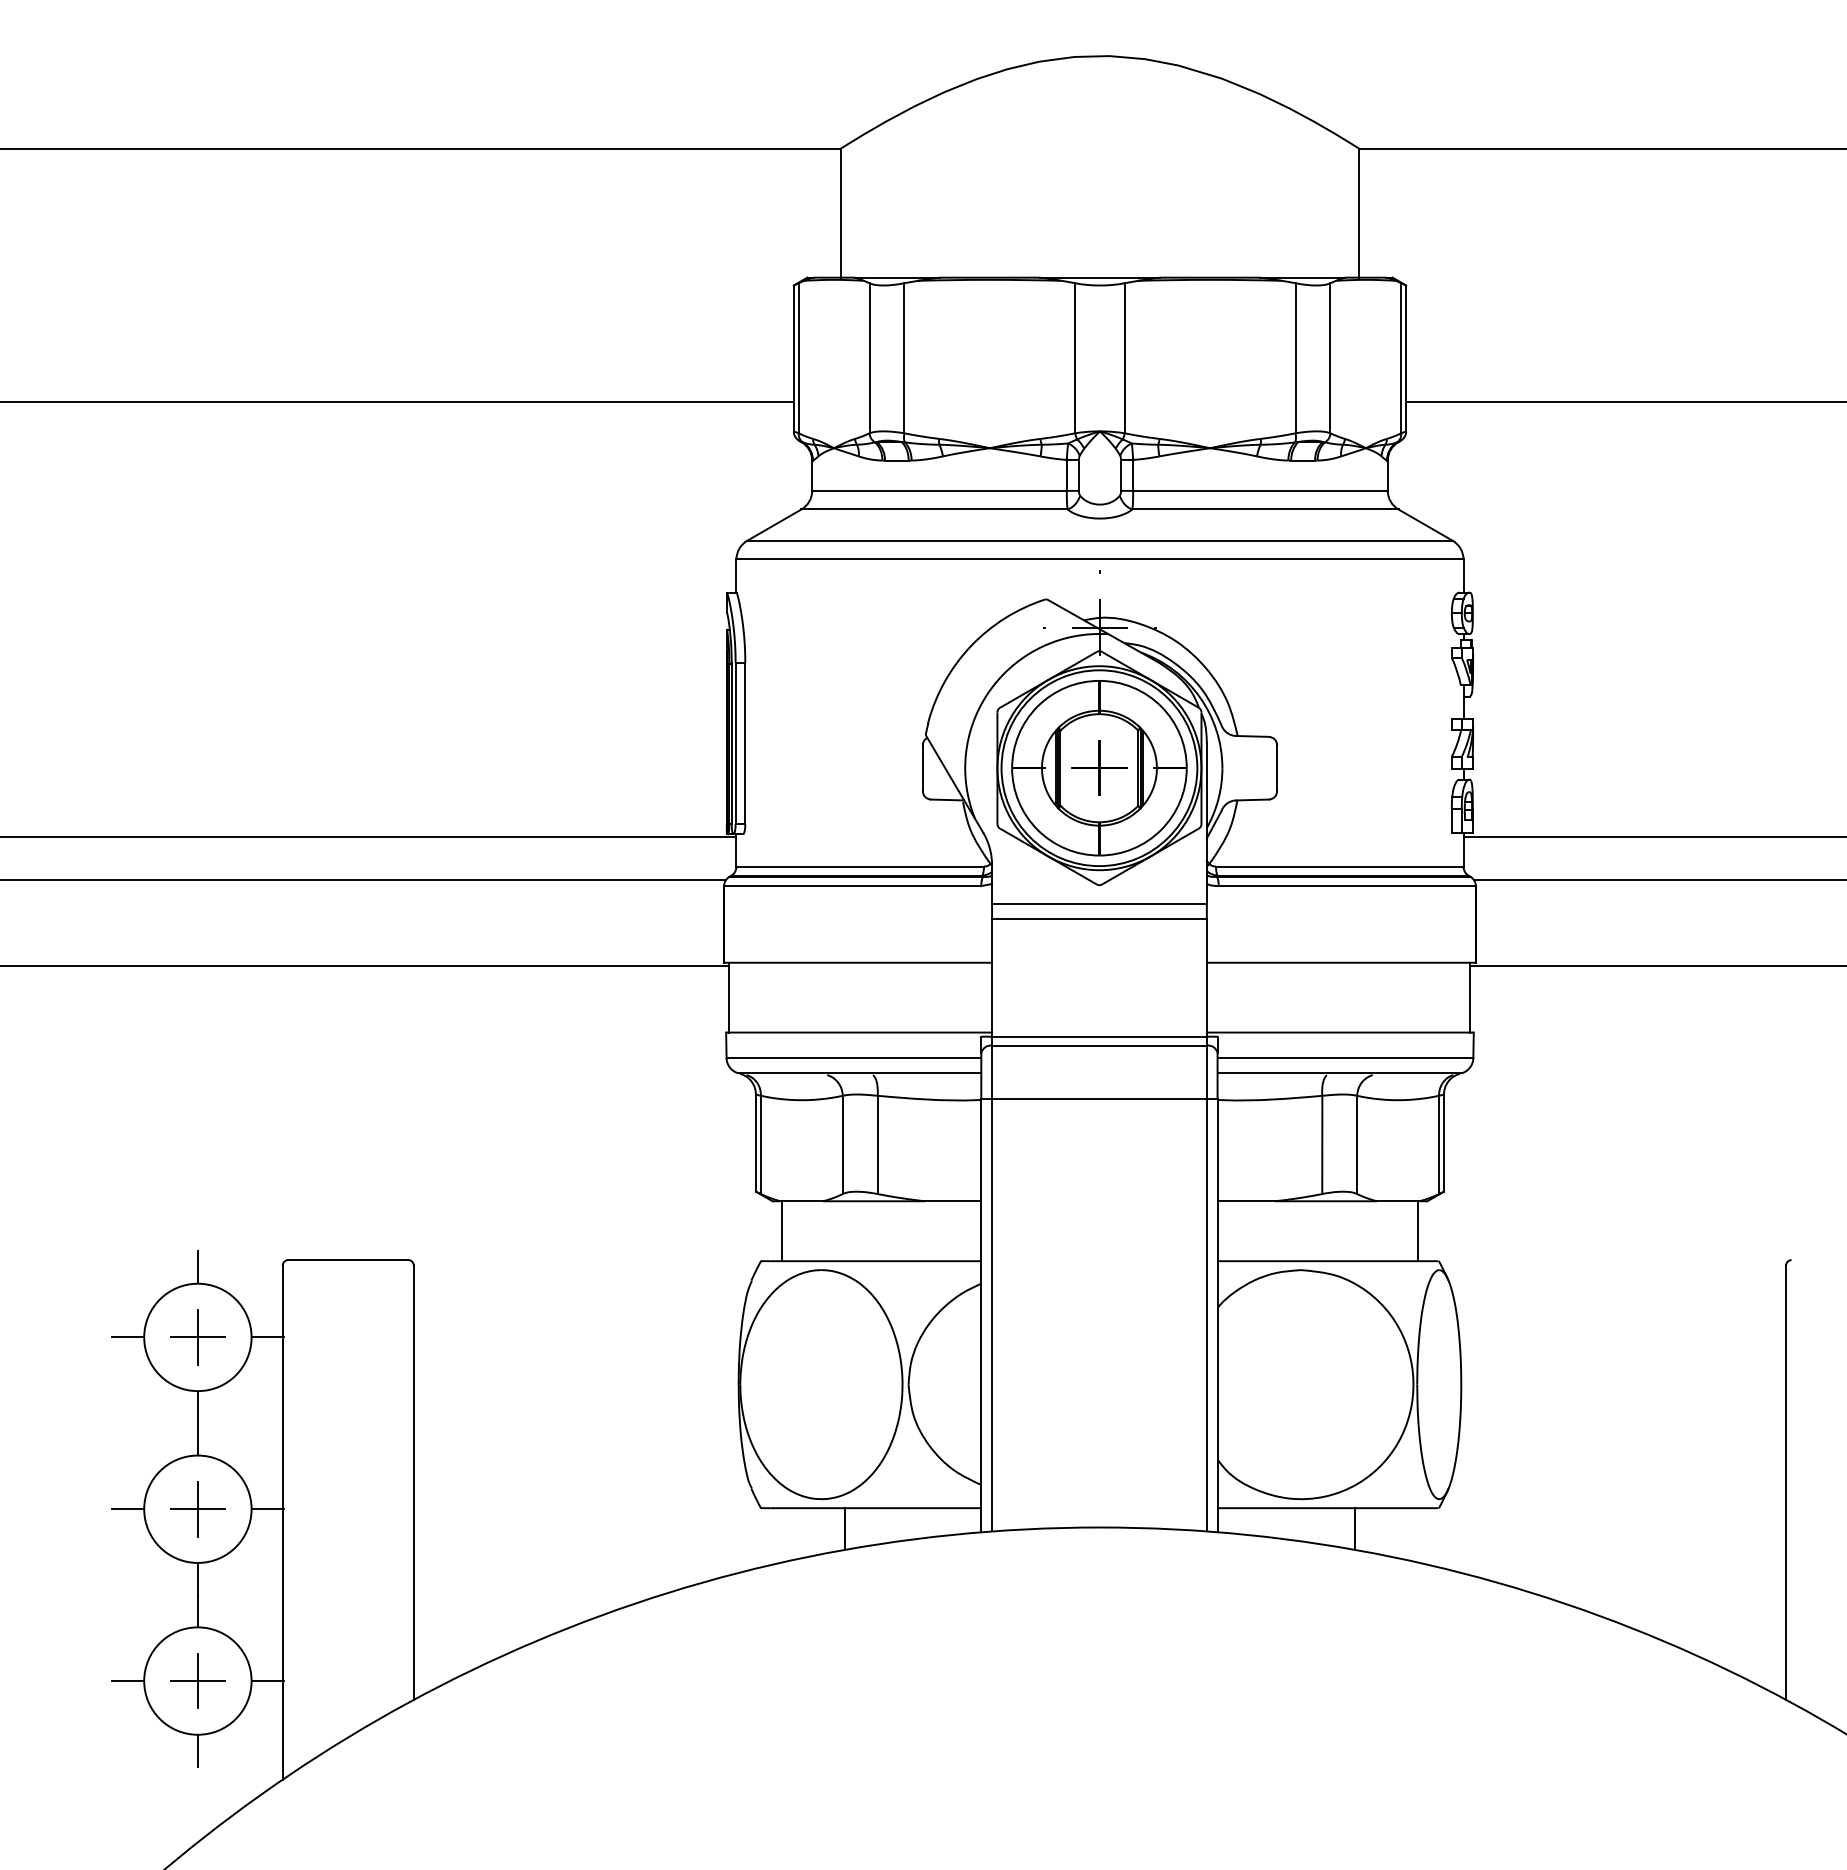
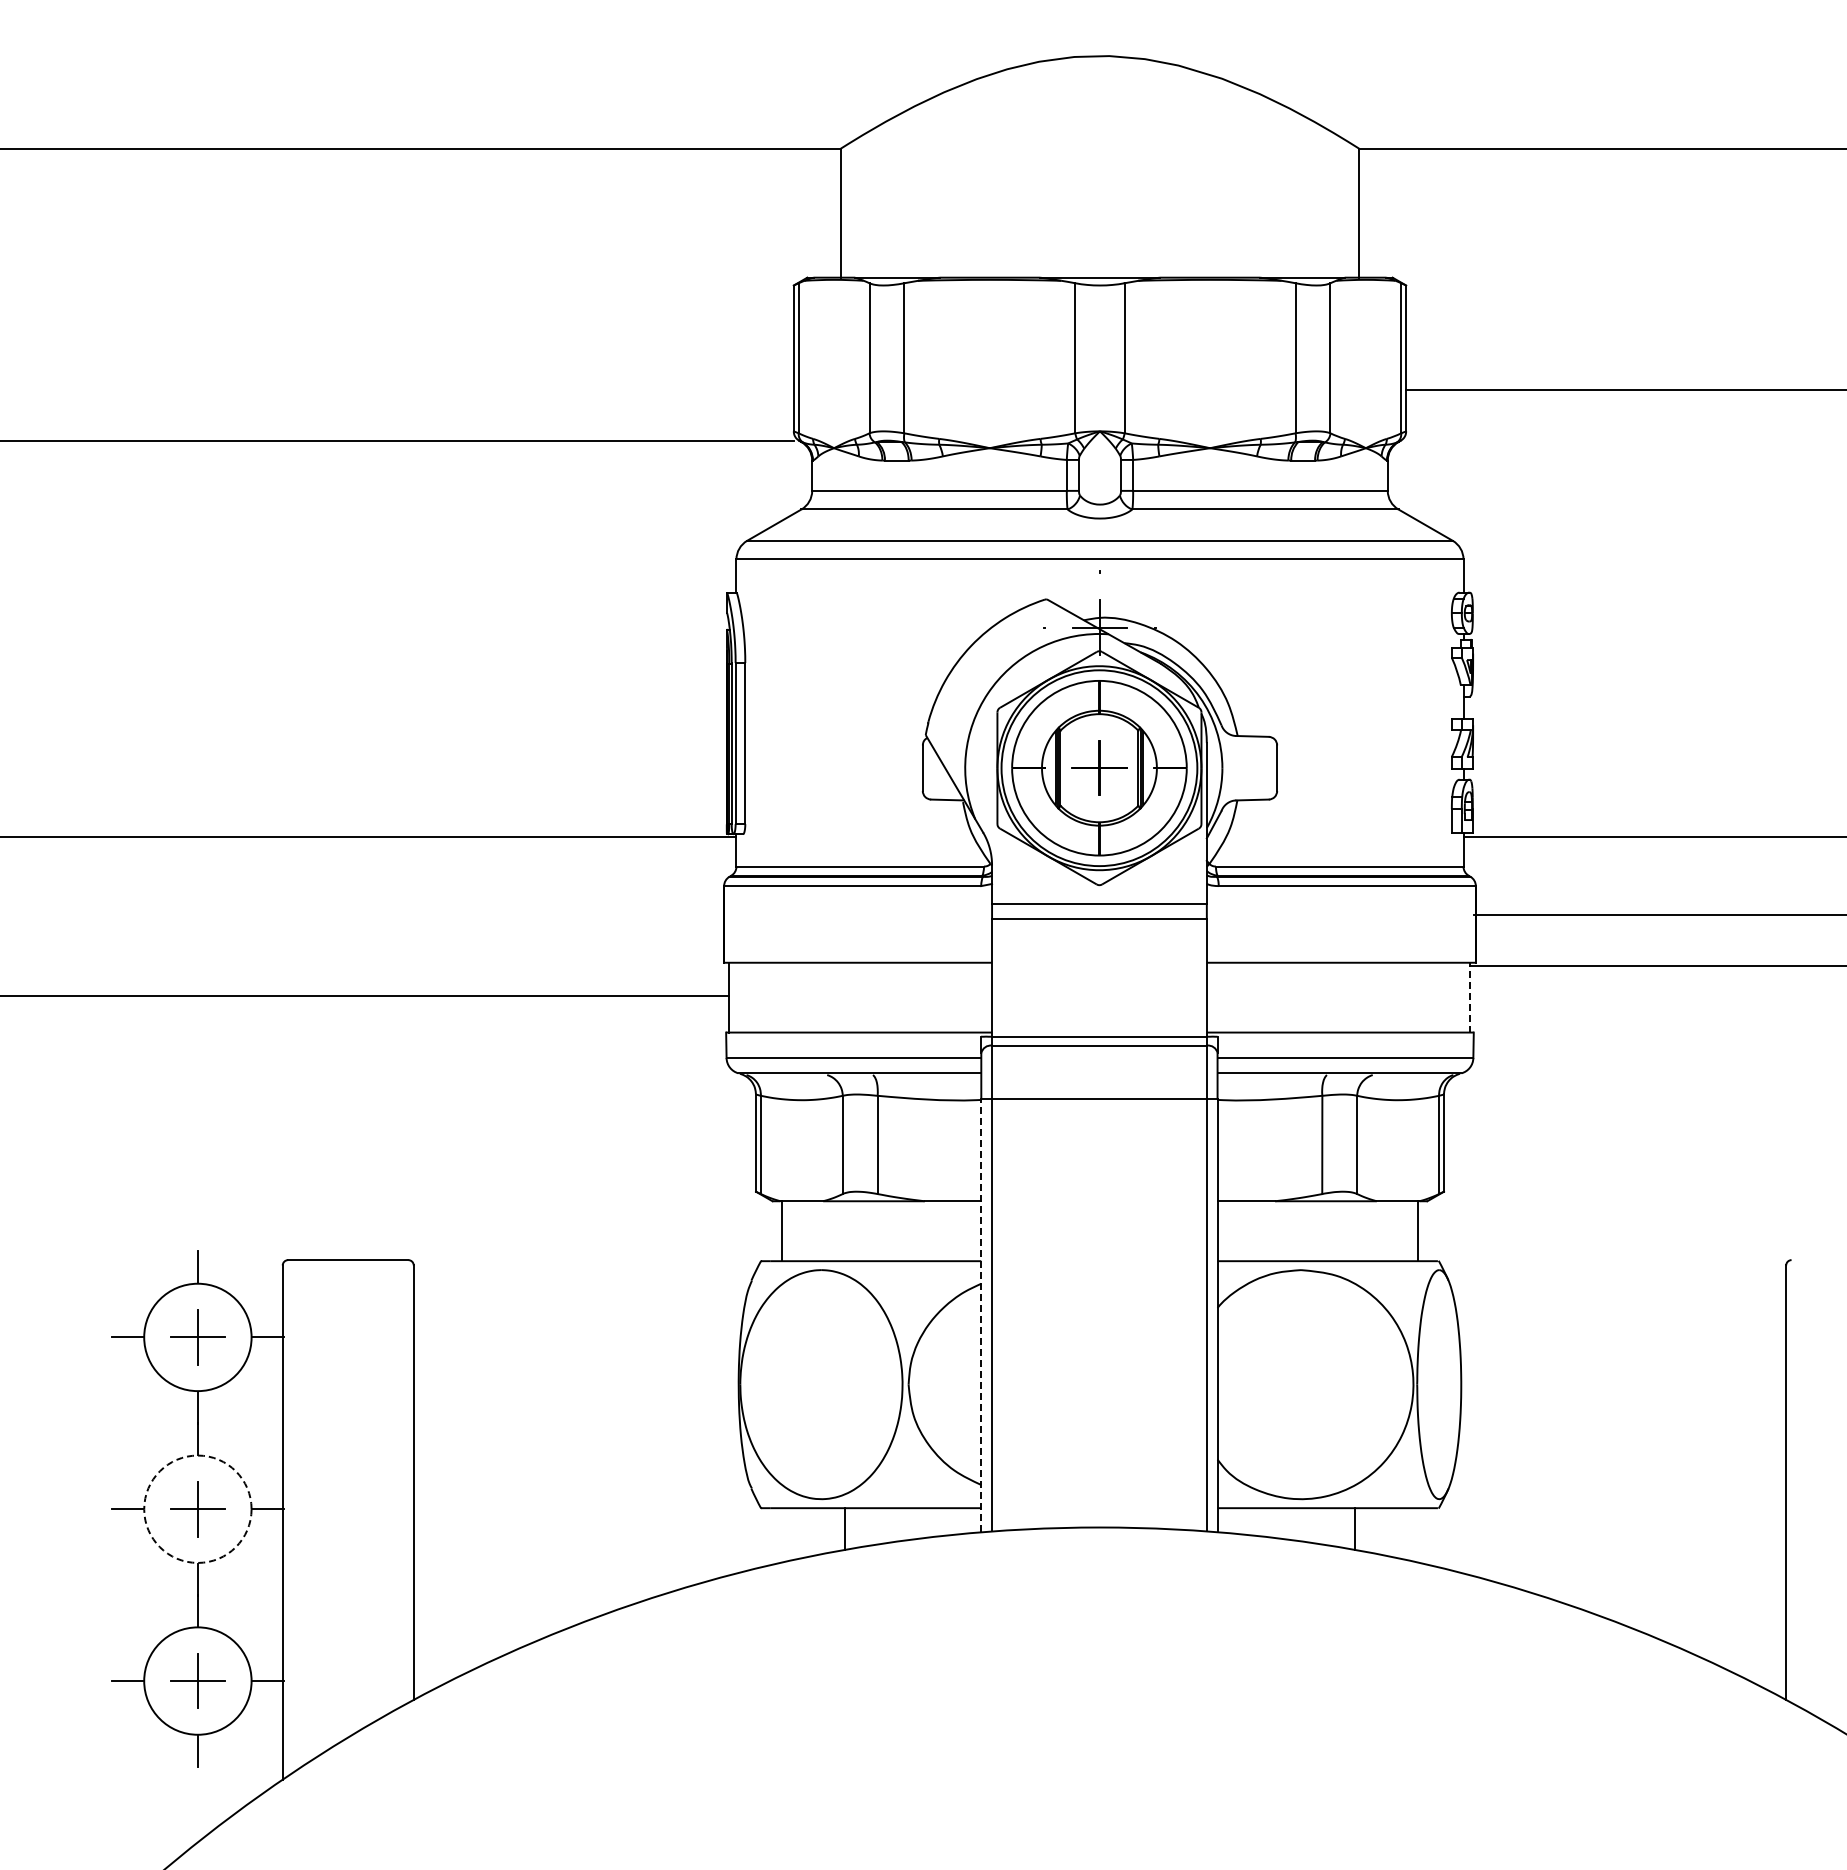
line position: (397, 402) -> (397, 441) (397, 441)
line position: (1624, 402) -> (1624, 390) (1624, 390)
line: present -> none (364, 879)
line position: (1658, 879) -> (1658, 914) (1658, 914)
line position: (365, 965) -> (365, 995) (365, 995)
line: solid -> dashed (1470, 997)
line: solid -> dashed (981, 1315)
circle: solid -> dashed (197, 1508)
